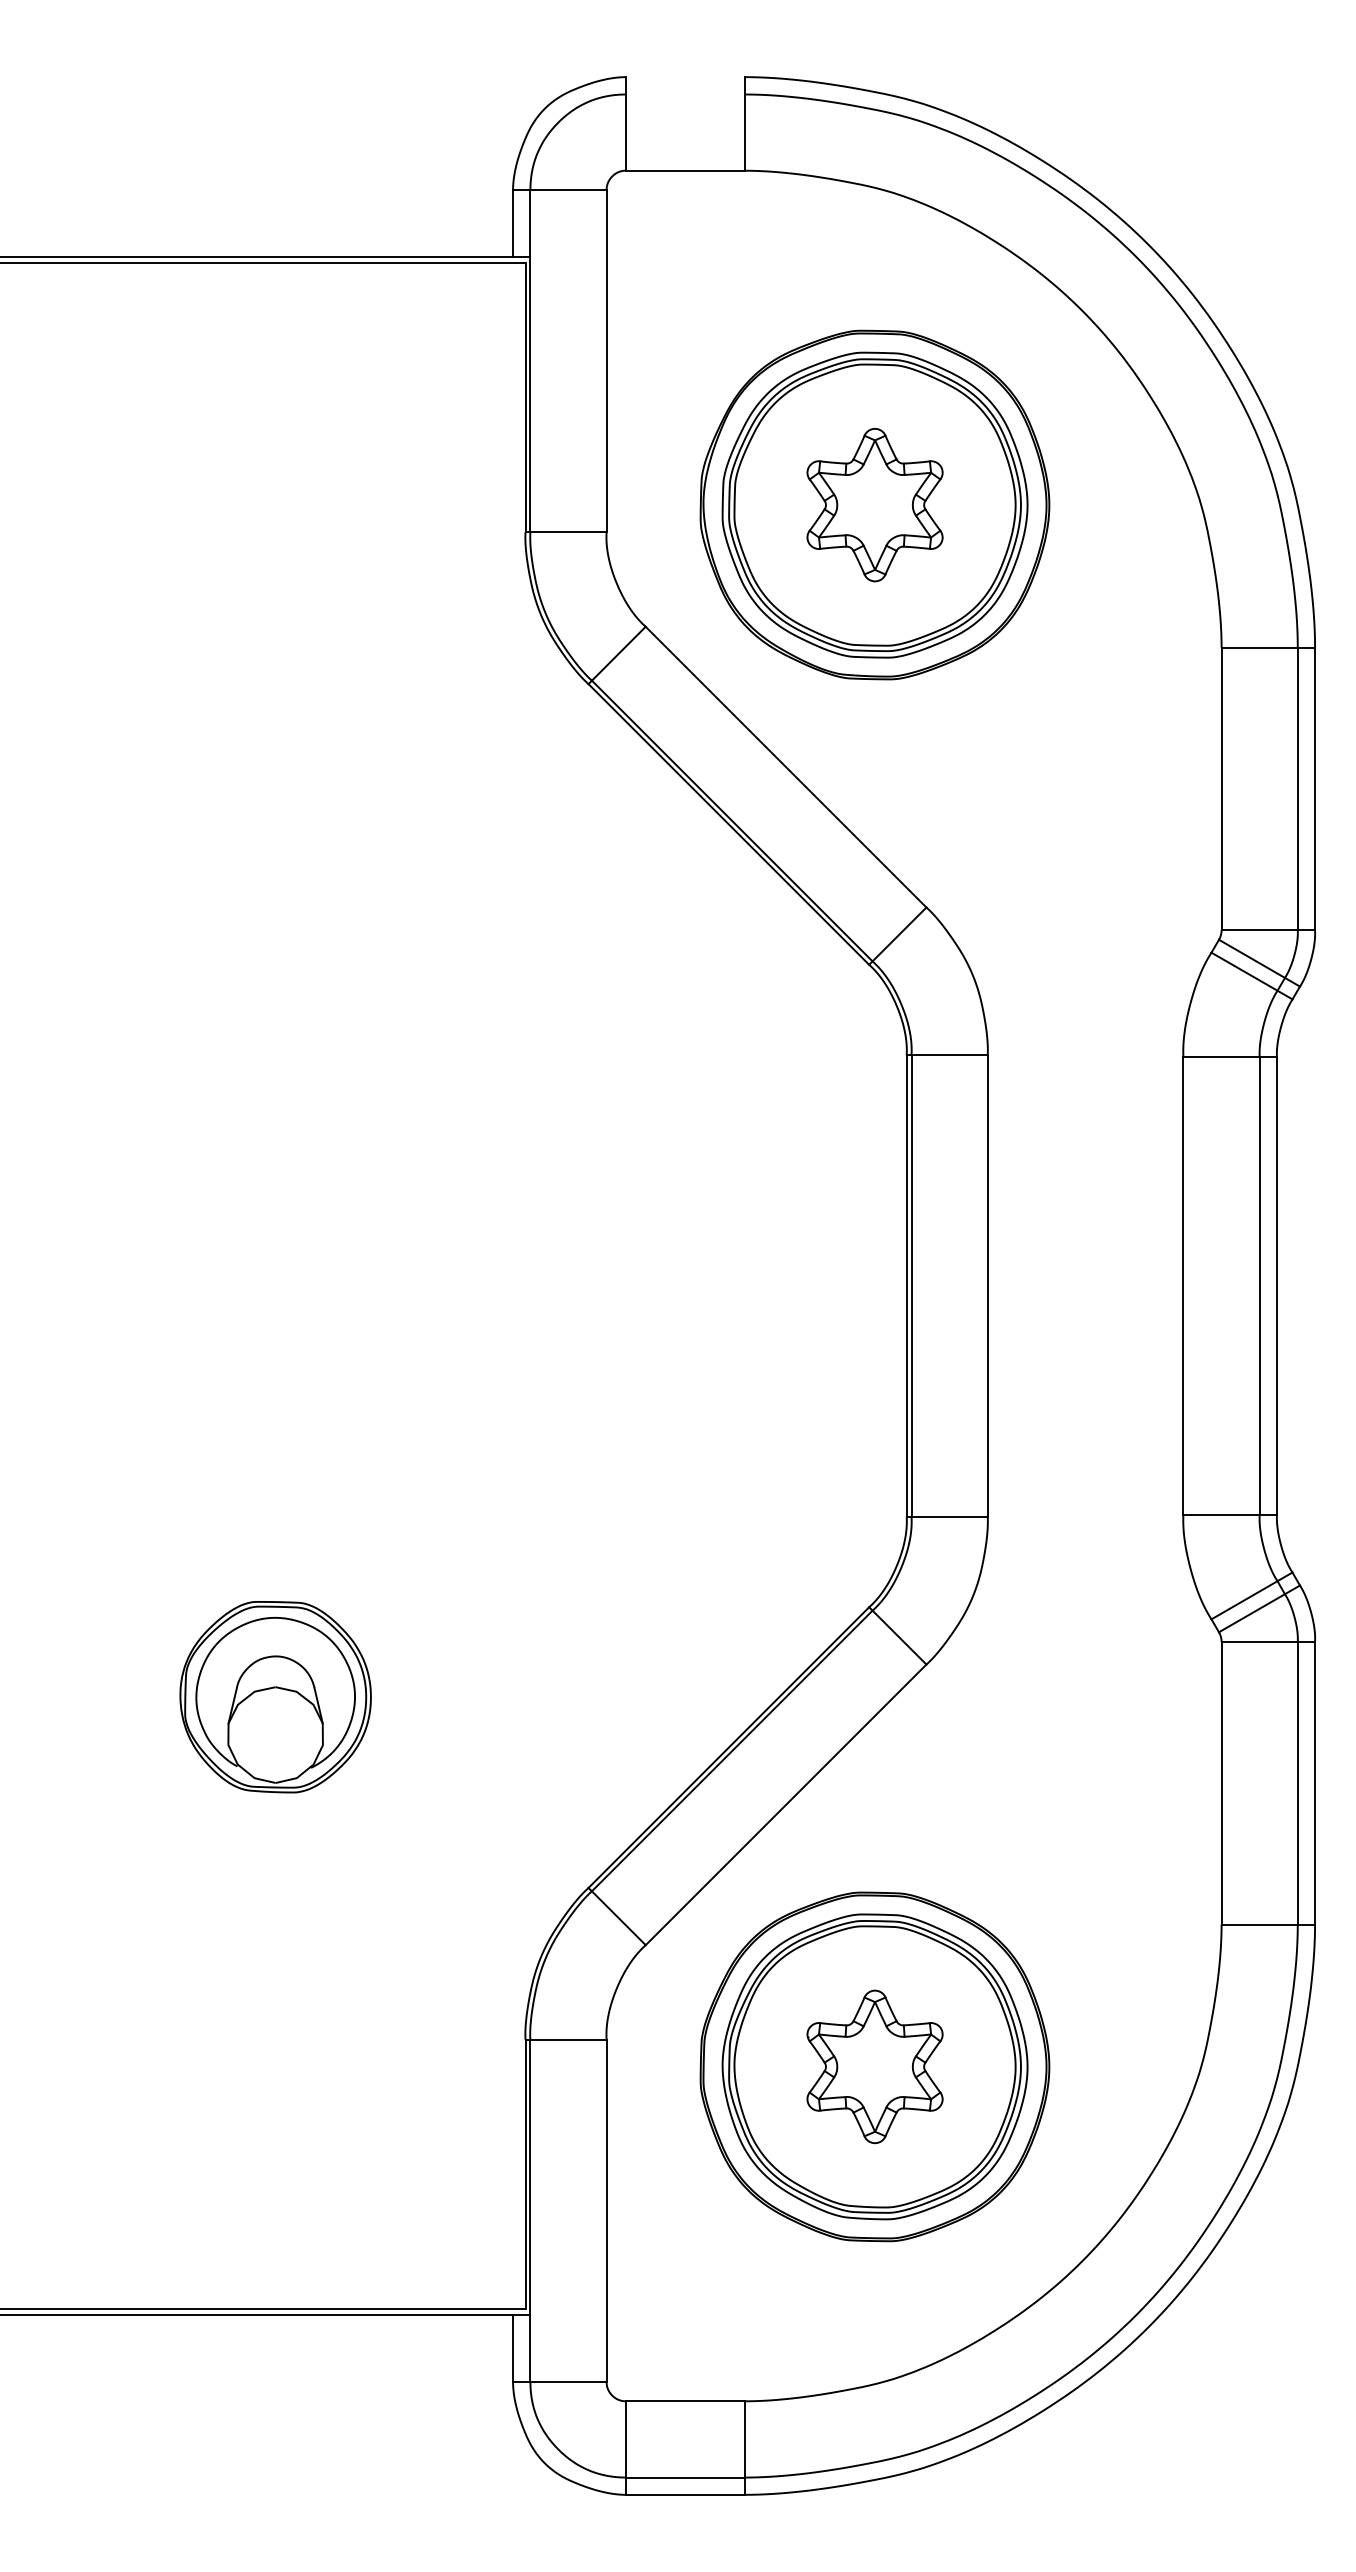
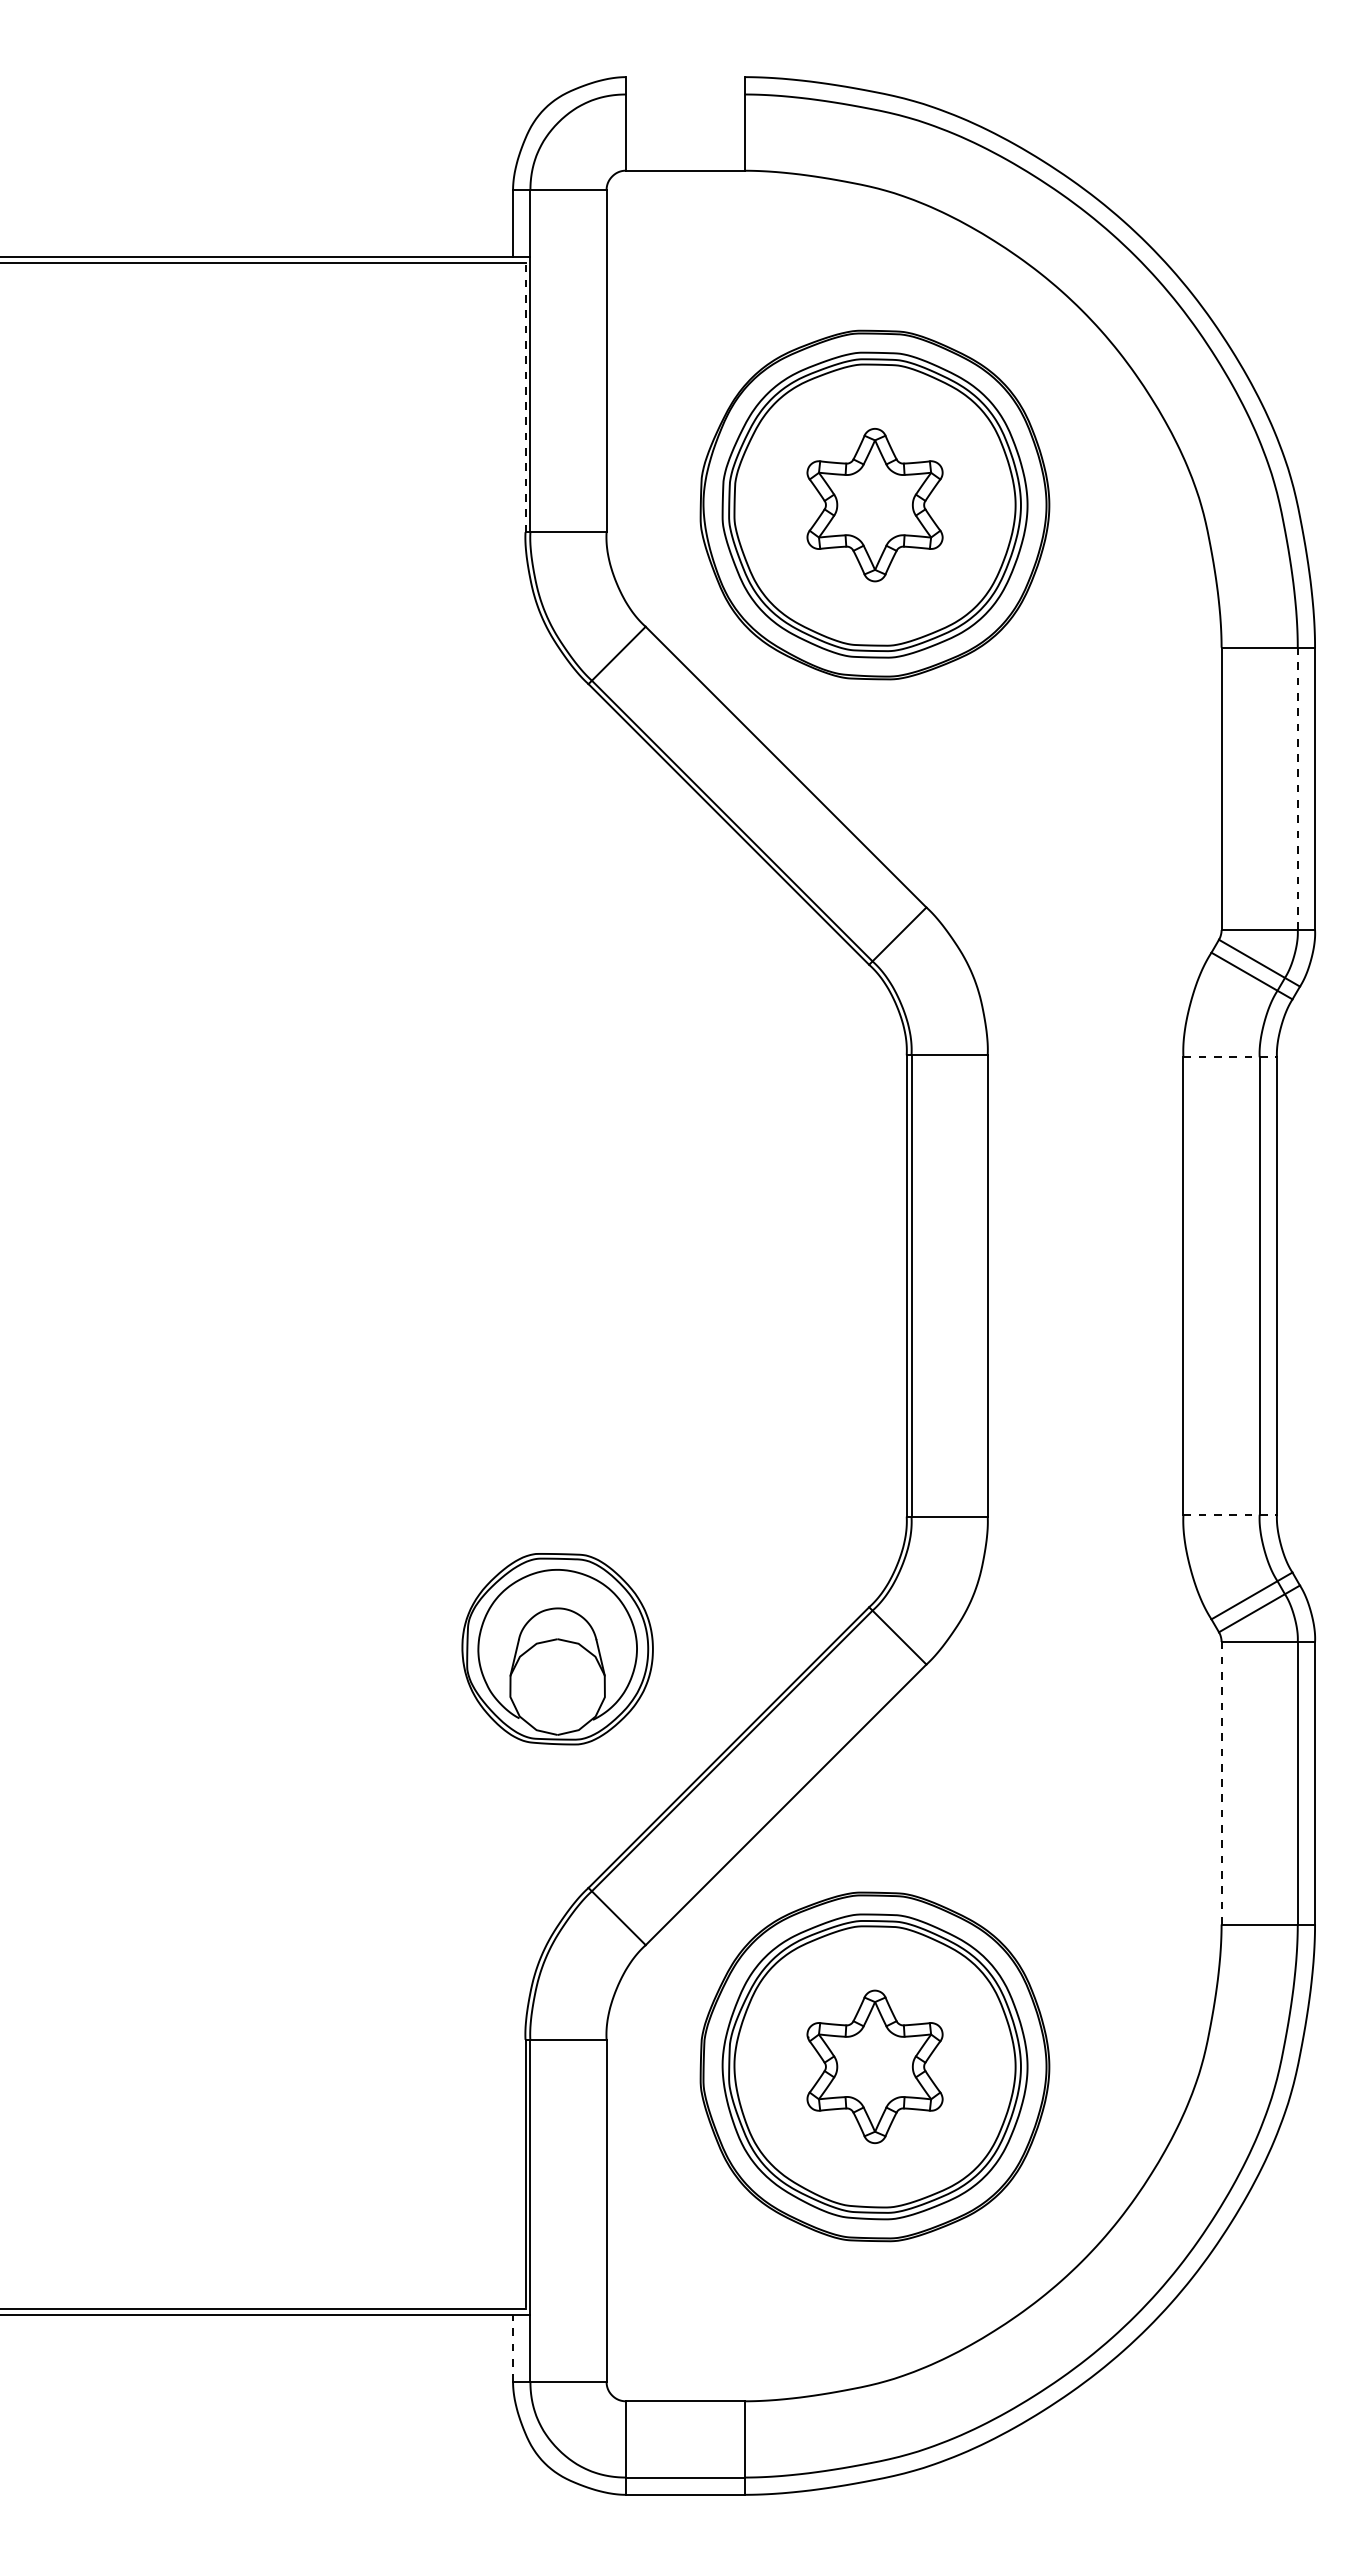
line: solid -> dashed (525, 398)
line: solid -> dashed (1297, 788)
line: solid -> dashed (1230, 1057)
line: solid -> dashed (1230, 1514)
part position: (275, 1697) -> (557, 1649) (557, 1649)
line: solid -> dashed (1221, 1782)
line: solid -> dashed (513, 2348)
